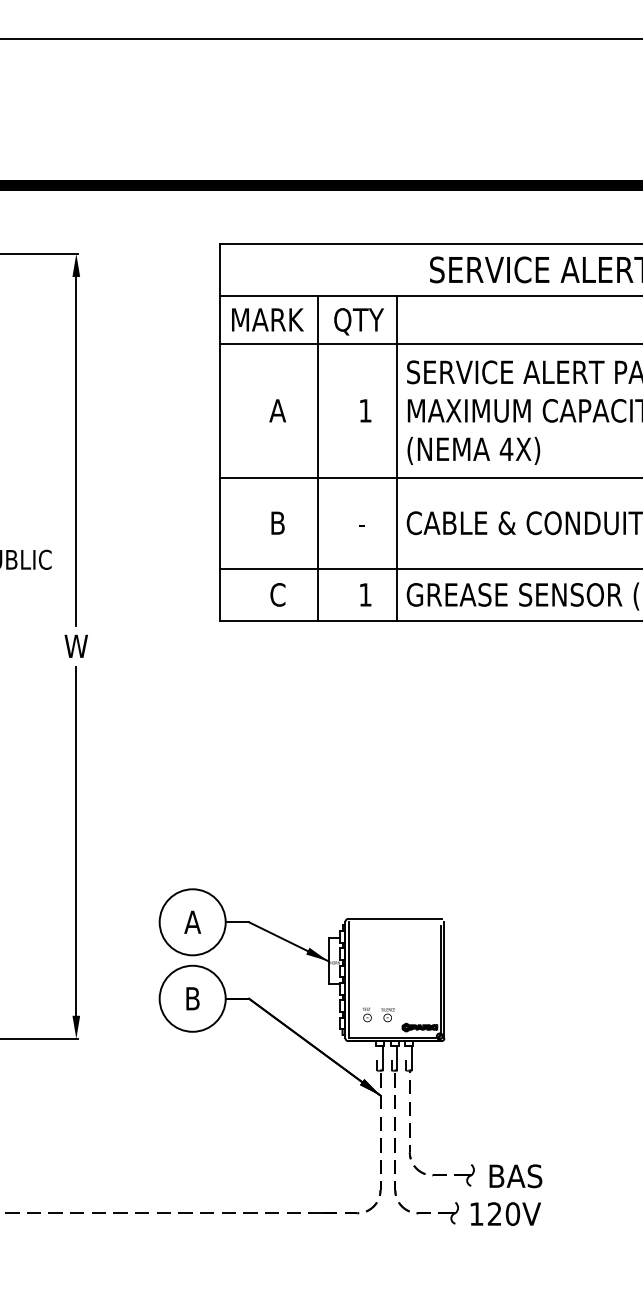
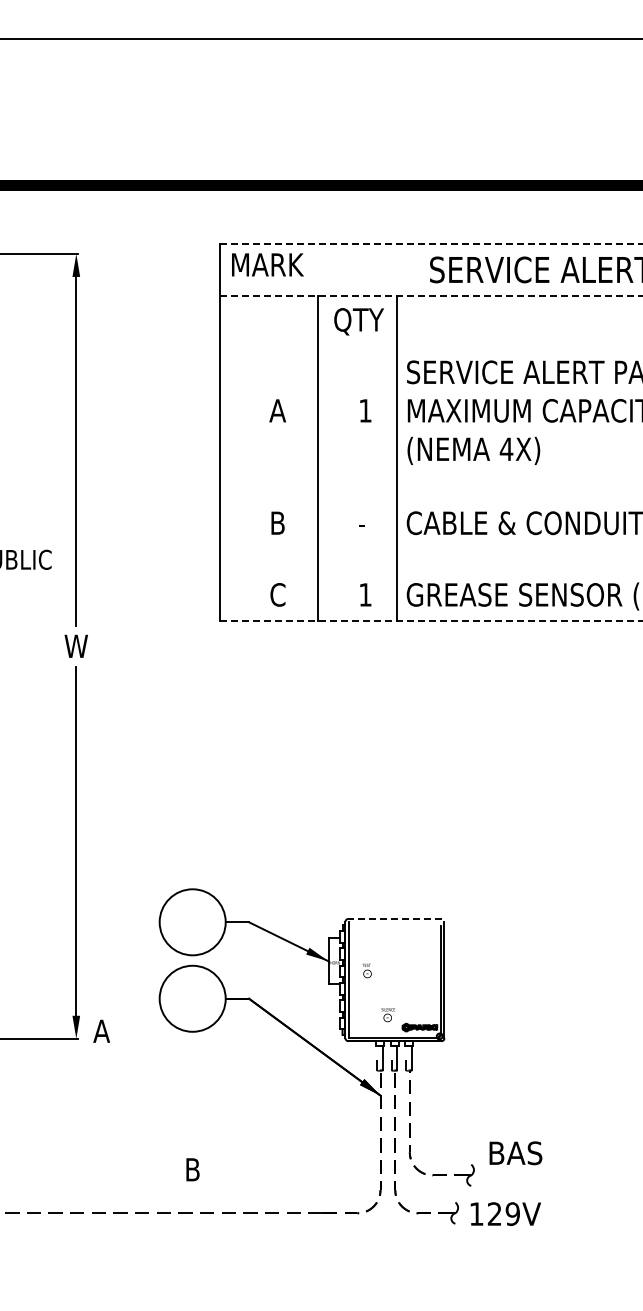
line: solid -> dashed (431, 243)
line: solid -> dashed (431, 295)
text position: (267, 319) -> (267, 264) (267, 264)
line: present -> none (429, 343)
line: present -> none (429, 477)
line: present -> none (429, 568)
line: solid -> dashed (431, 621)
line: solid -> dashed (394, 919)
text position: (192, 921) -> (101, 1030) (101, 1030)
text position: (192, 998) -> (192, 1169) (192, 1169)
text position: (367, 1014) -> (367, 970) (367, 970)
text position: (515, 1176) -> (515, 1153) (515, 1153)
text: 120V -> 129V (512, 1213)
